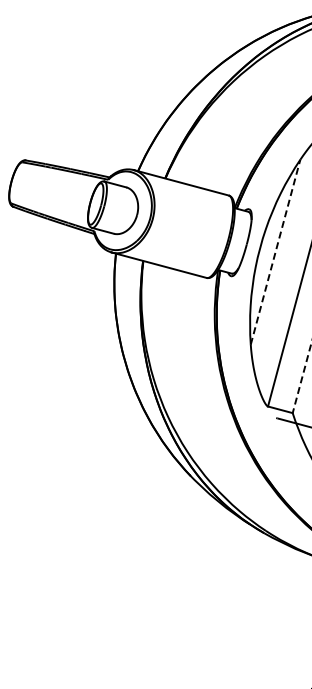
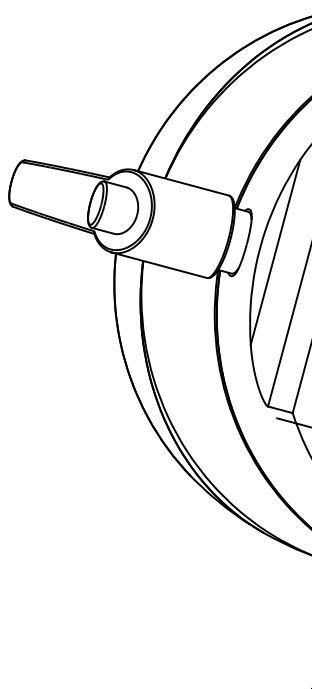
line: dashed -> solid (275, 252)
line: dashed -> solid (302, 377)
